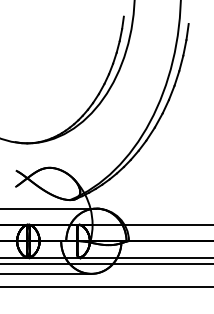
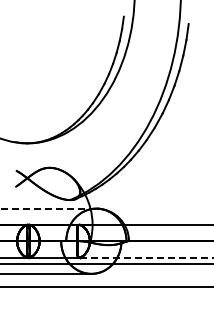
line: solid -> dashed (48, 208)
line: solid -> dashed (146, 257)
